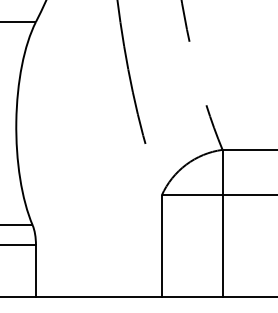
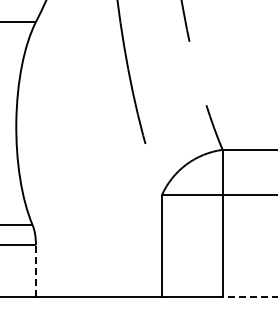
line: solid -> dashed (35, 270)
line: solid -> dashed (249, 297)
